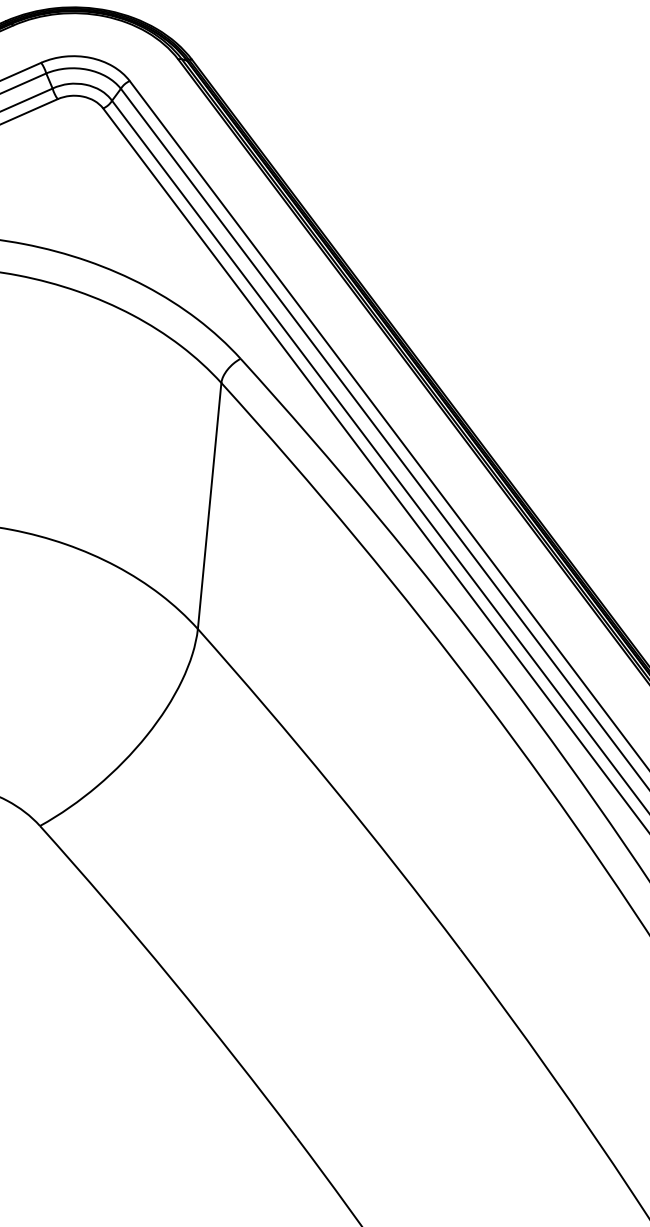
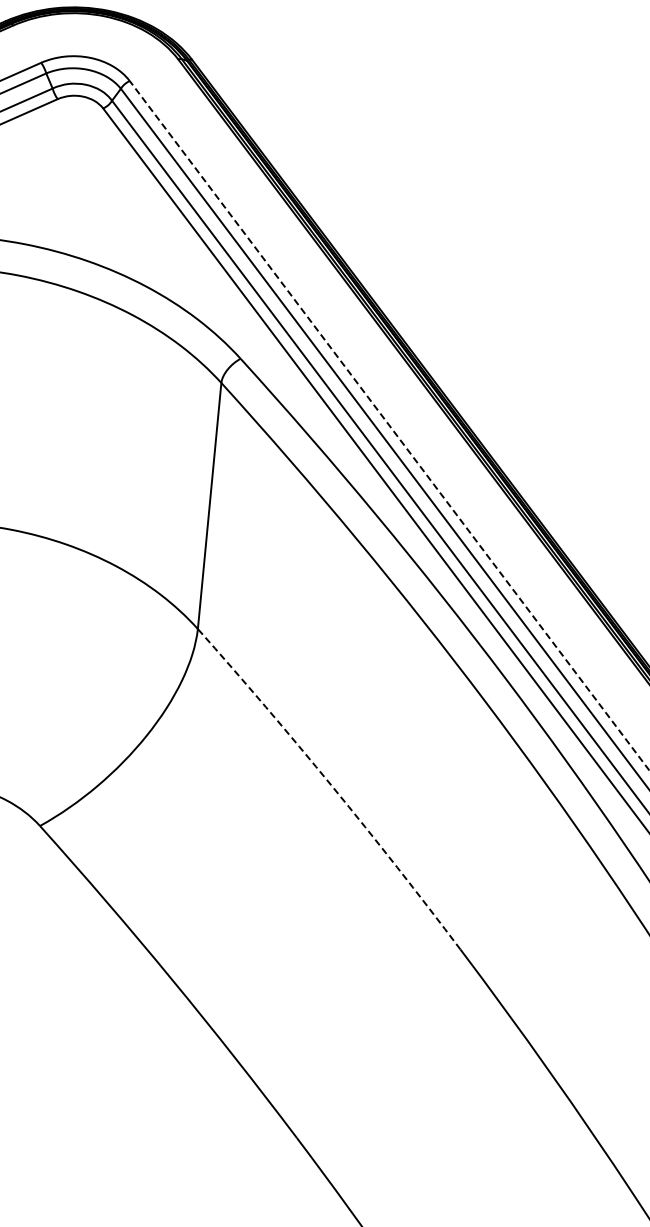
line: solid -> dashed (389, 425)
arc: solid -> dashed (332, 786)
